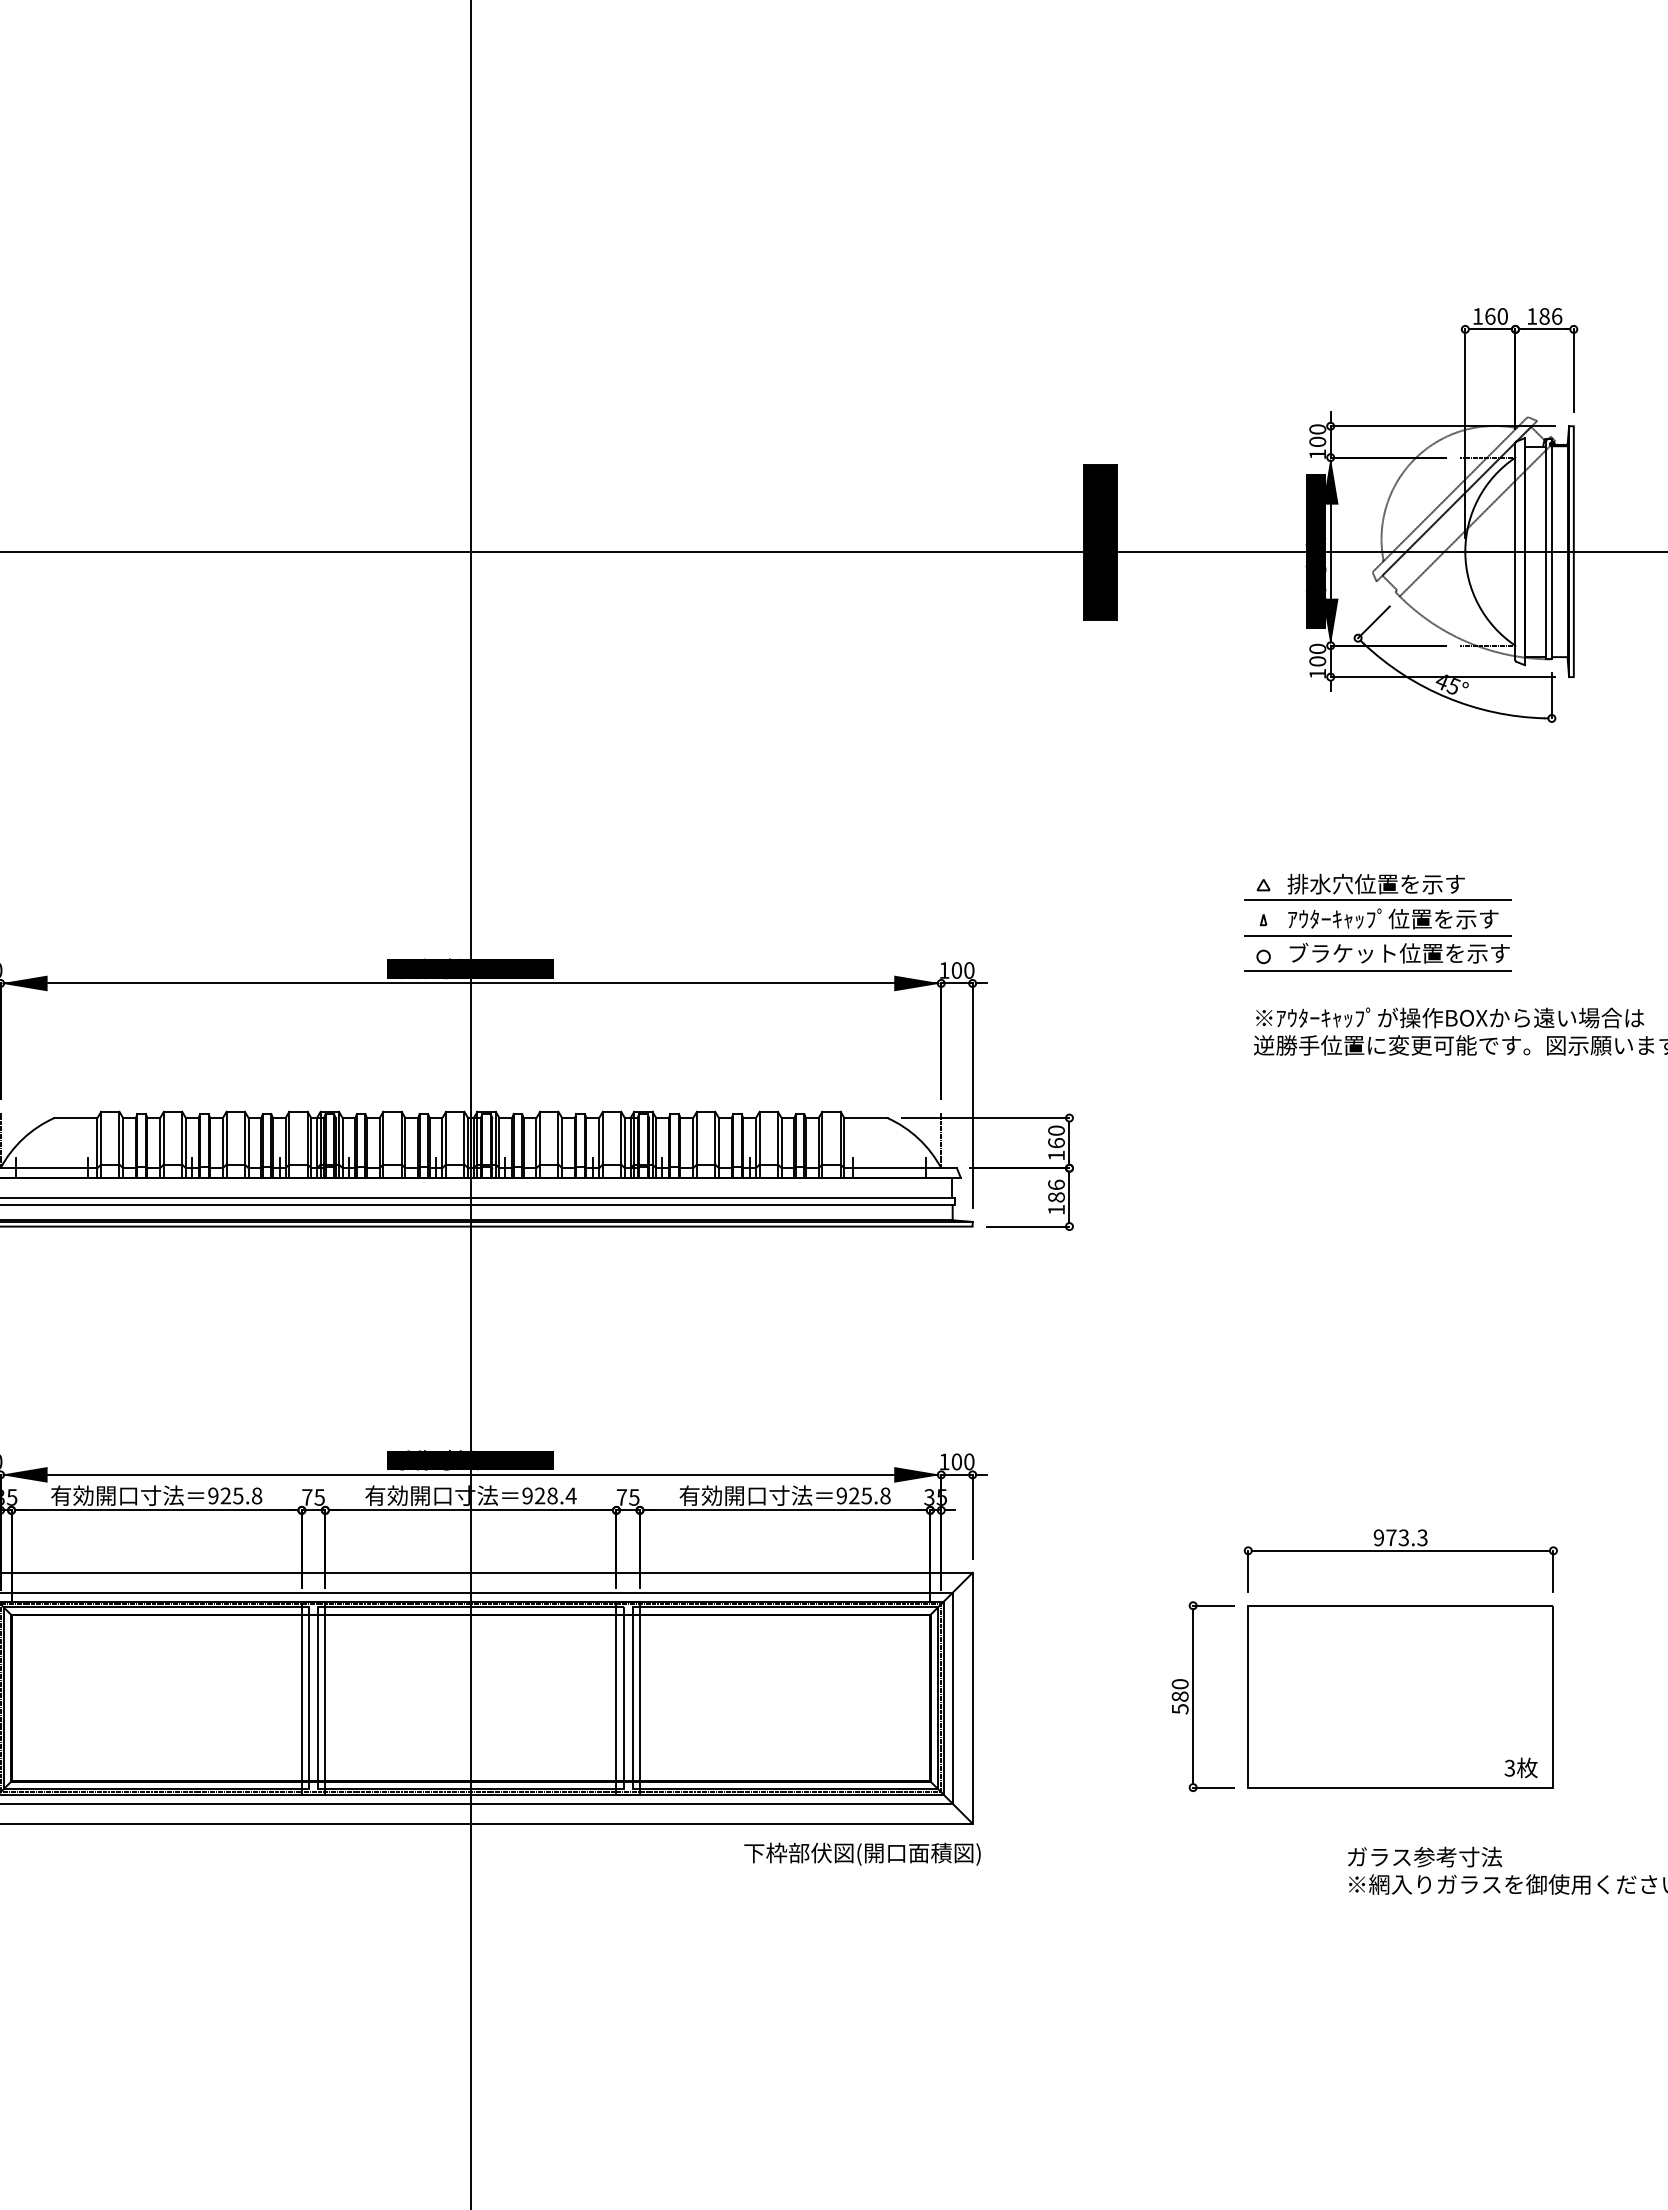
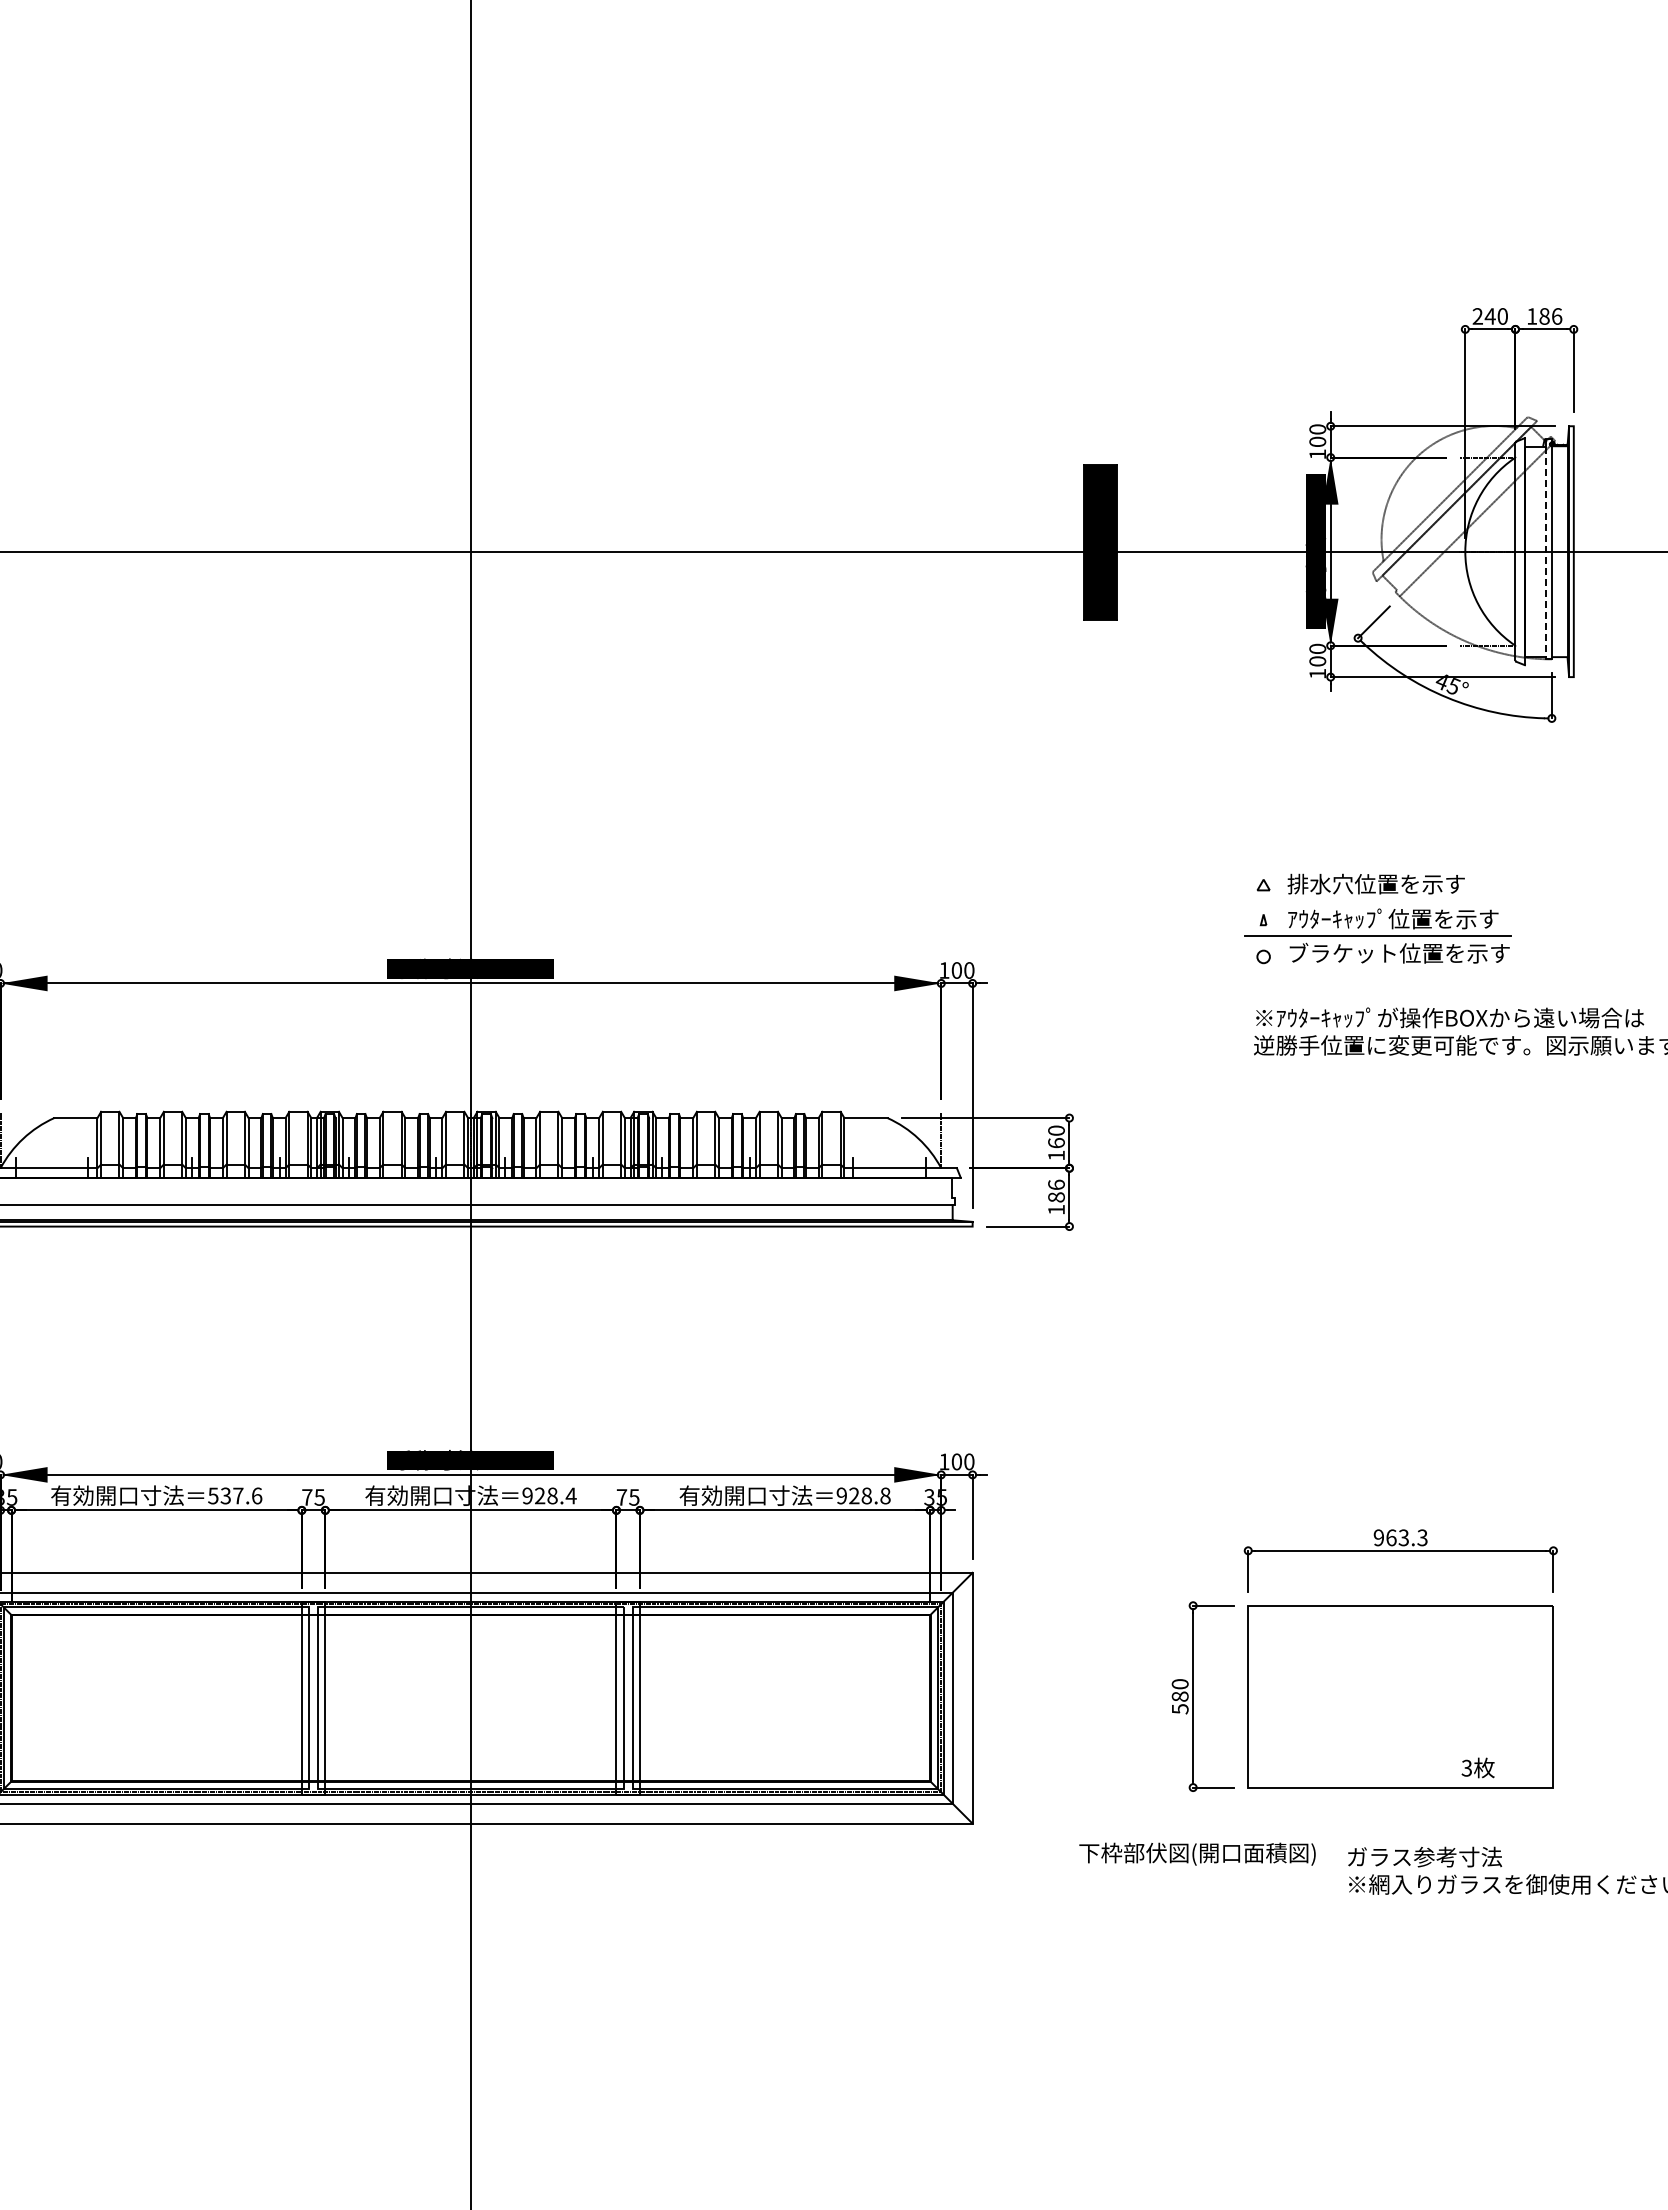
text: 160 -> 240 (1483, 316)
line: solid -> dashed (1545, 552)
line: present -> none (1377, 899)
line: present -> none (1377, 971)
line: present -> none (477, 1198)
text: 925.8 -> 537.6 (235, 1495)
text: 925.8 -> 928.8 (866, 1495)
text: 973.3 -> 963.3 (1391, 1537)
text position: (1520, 1767) -> (1477, 1767) (1477, 1767)
text position: (862, 1853) -> (1197, 1853) (1197, 1853)
